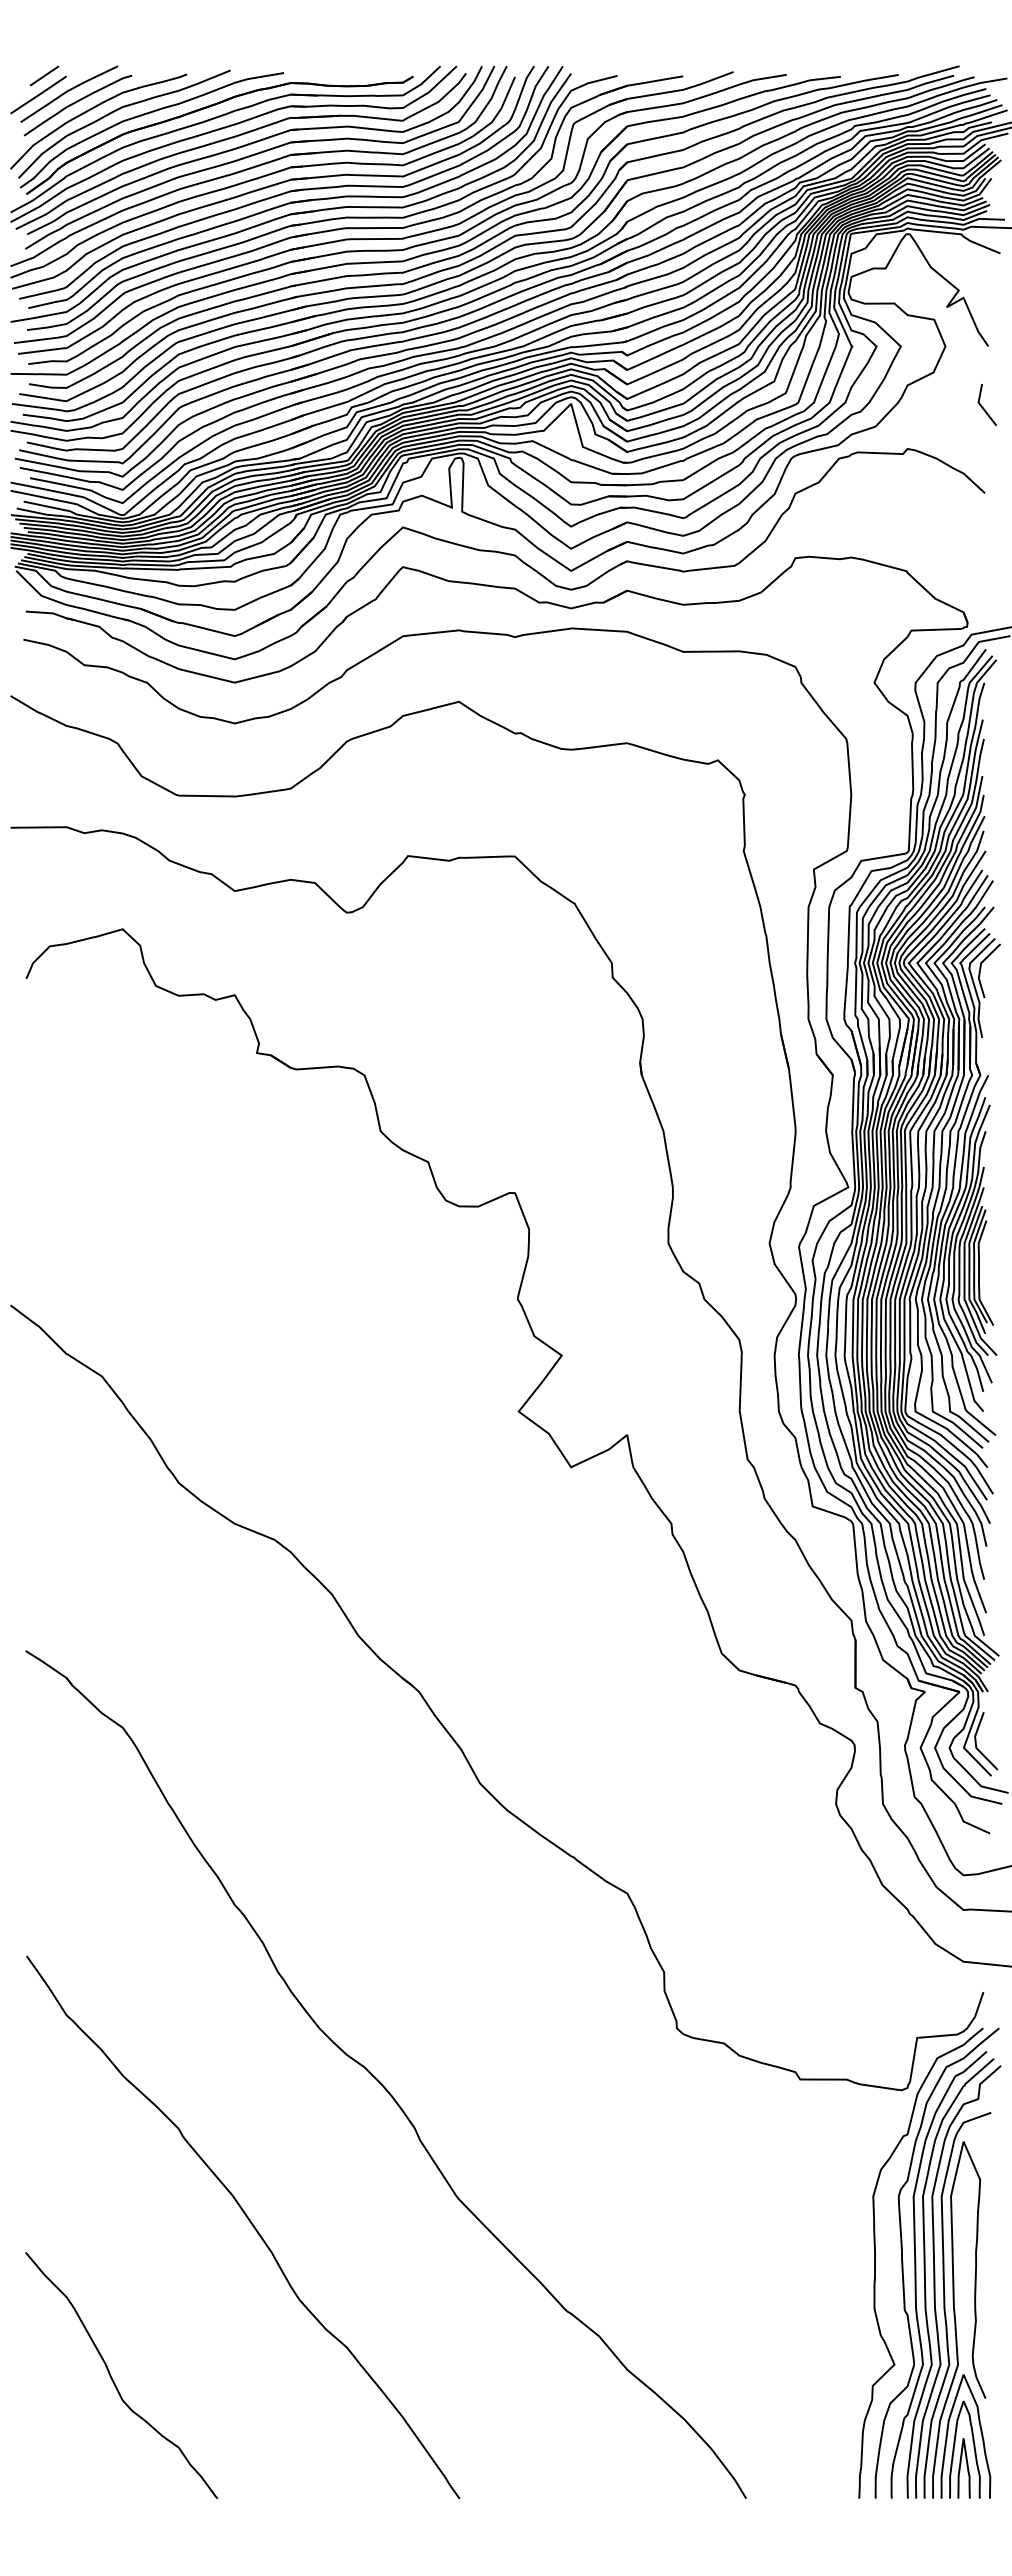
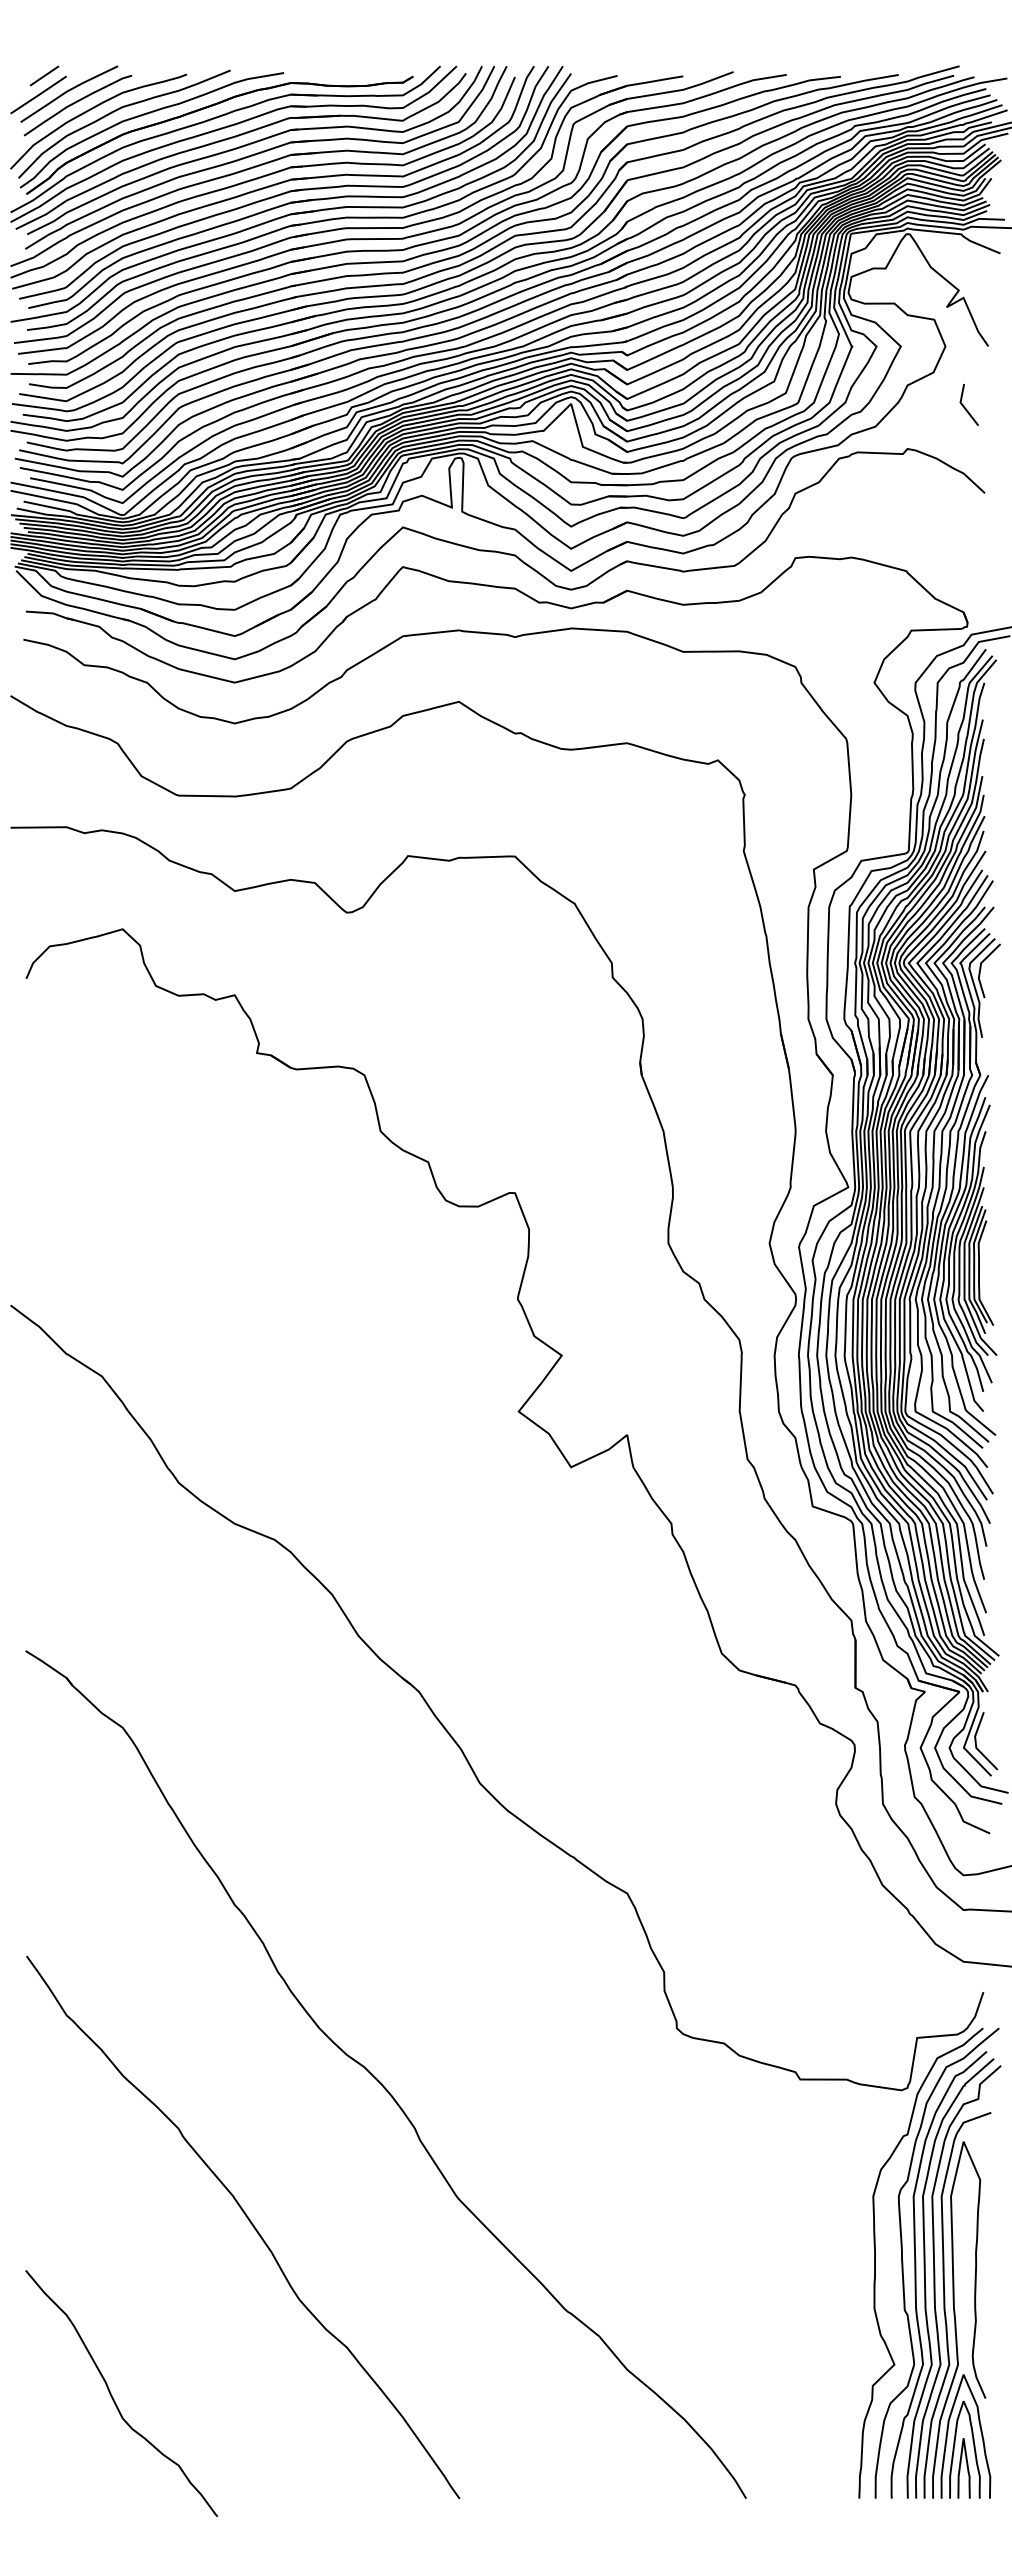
line position: (982, 405) -> (964, 405) (964, 405)
curve position: (113, 2379) -> (113, 2397) (113, 2397)
